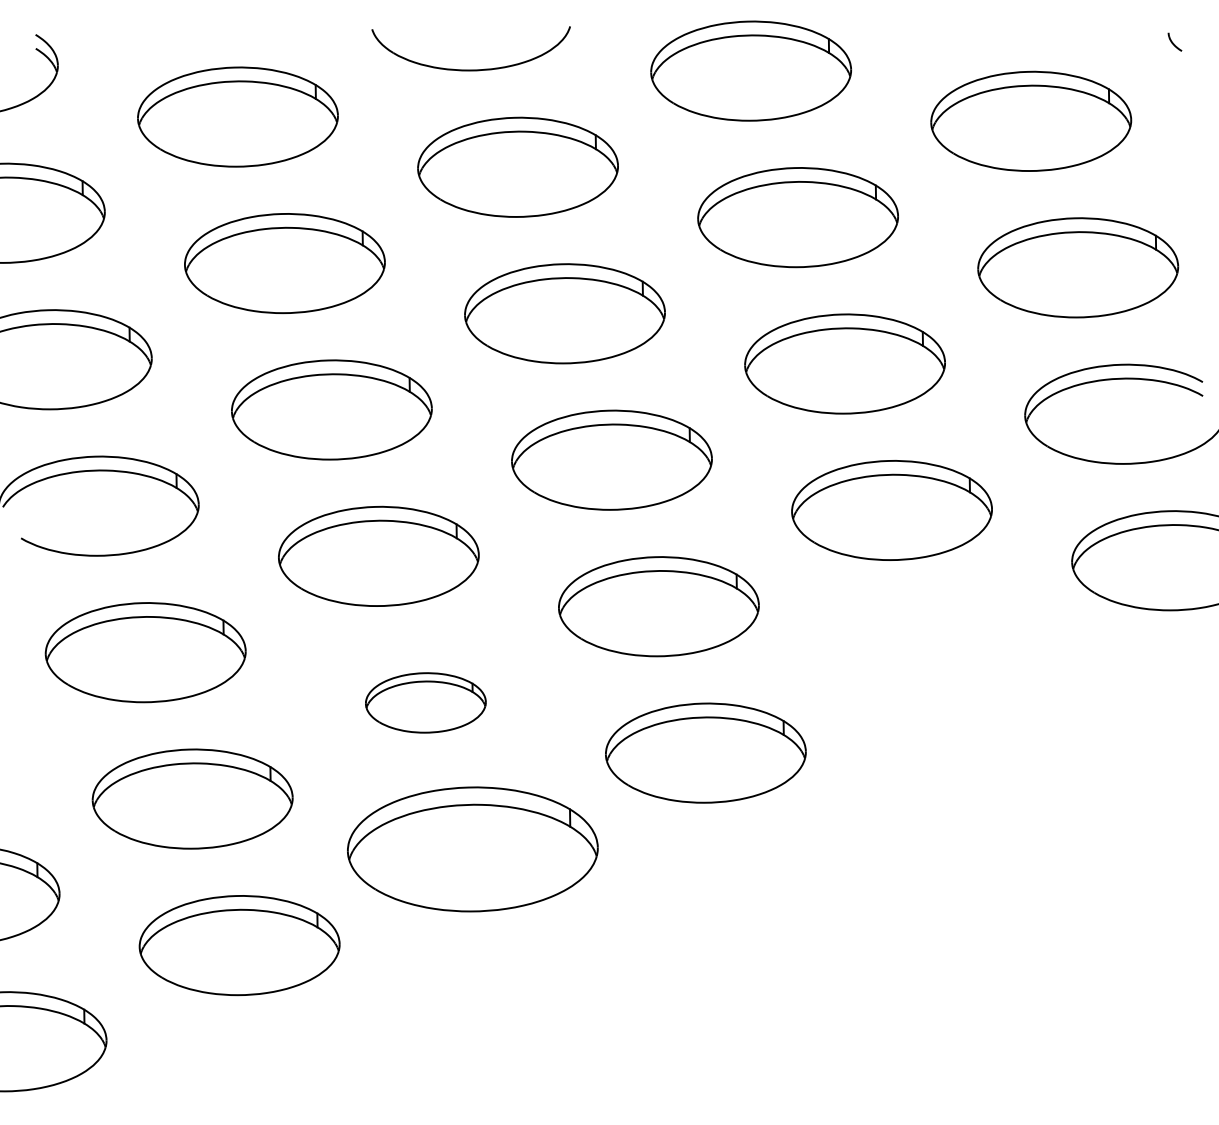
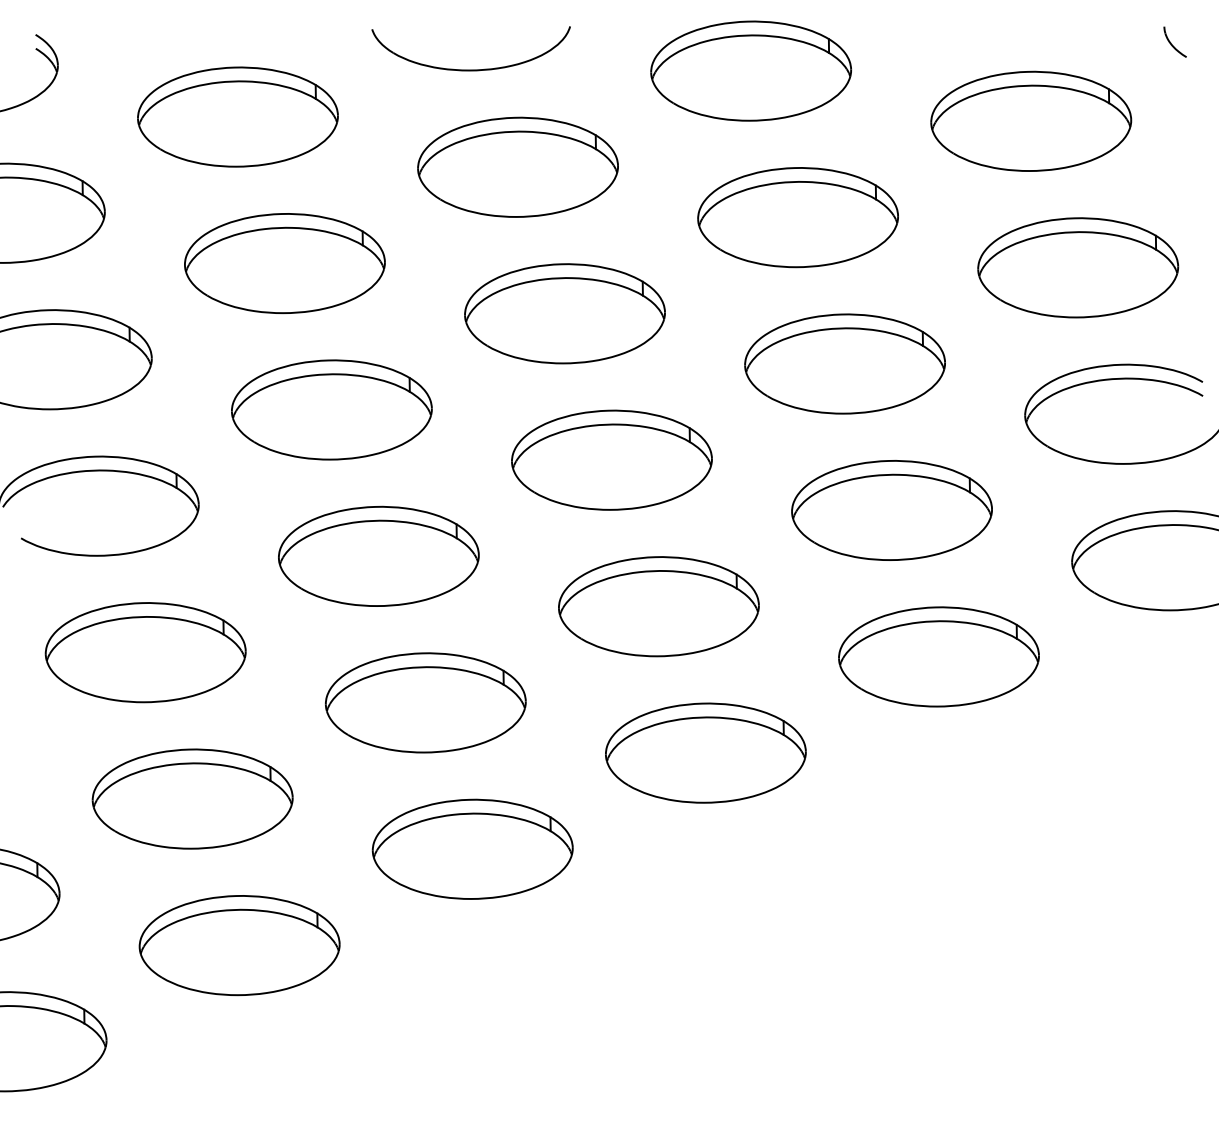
part size: 16x20 px -> 24x32 px (1174, 41)
part: none -> present (938, 656)
part size: 122x62 px -> 202x102 px (425, 702)
part size: 252x127 px -> 203x102 px (472, 848)
